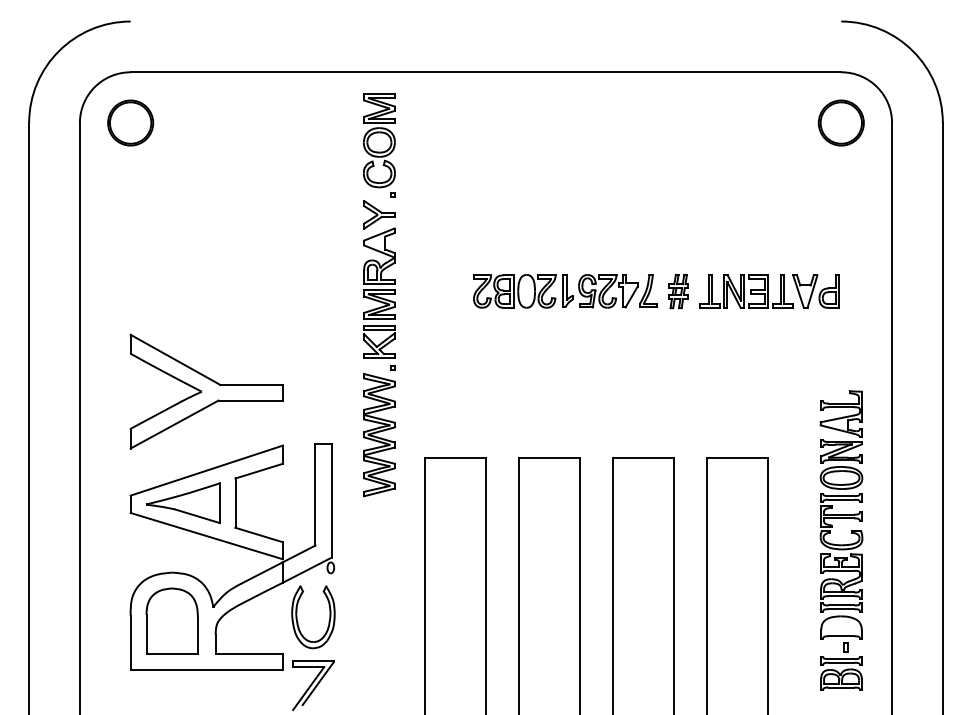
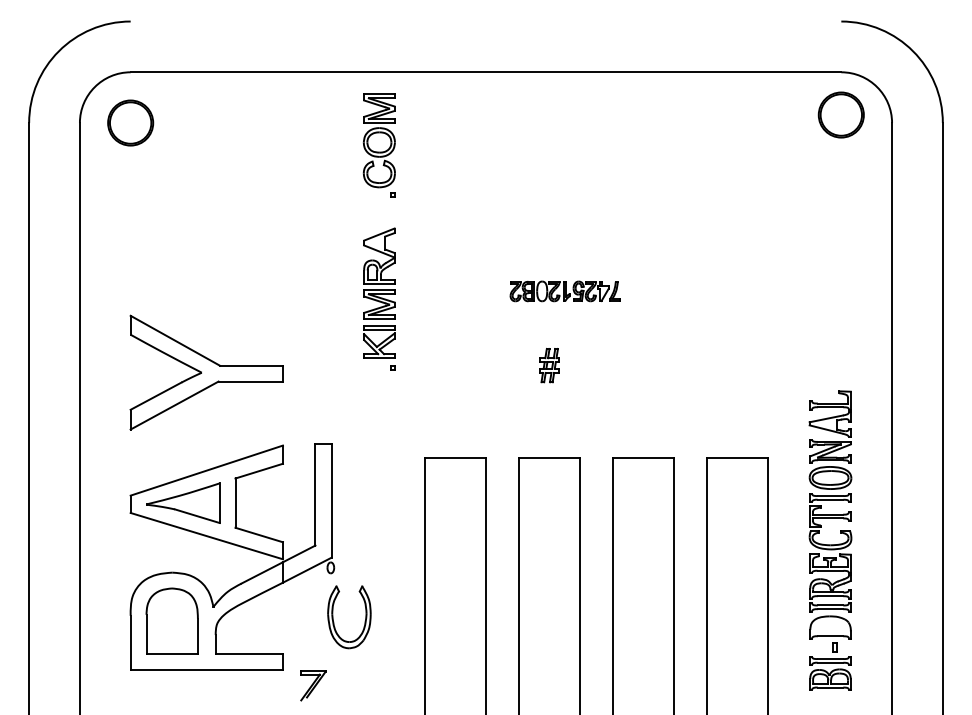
part position: (840, 122) -> (840, 114) (840, 114)
part: present -> none (379, 214)
part size: 185x35 px -> 112x23 px (564, 291)
part position: (678, 291) -> (549, 365) (549, 365)
part: present -> none (769, 291)
part position: (206, 391) -> (206, 372) (206, 372)
part: present -> none (379, 435)
part position: (841, 540) -> (830, 540) (830, 540)
part position: (328, 621) -> (364, 621) (364, 621)
part size: 43x52 px -> 27x32 px (313, 685)
